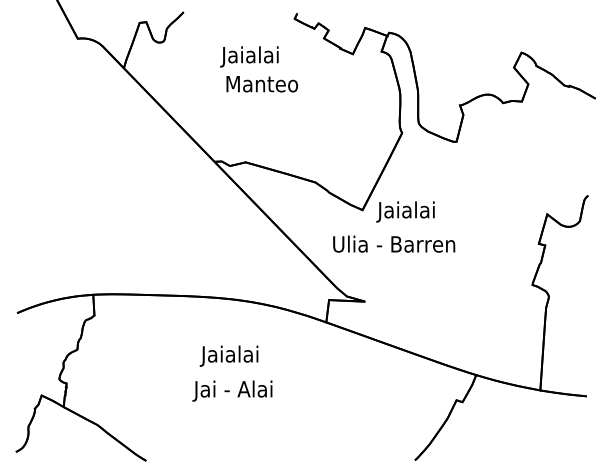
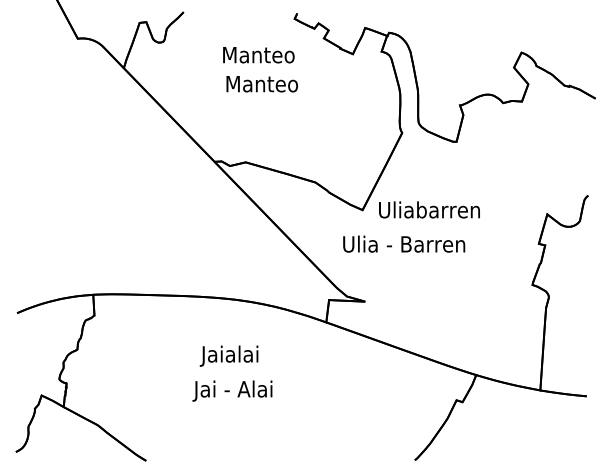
text: Jaialai -> Manteo (257, 56)
text: Jaialai -> Uliabarren (427, 211)
text position: (394, 243) -> (404, 243) (404, 243)
